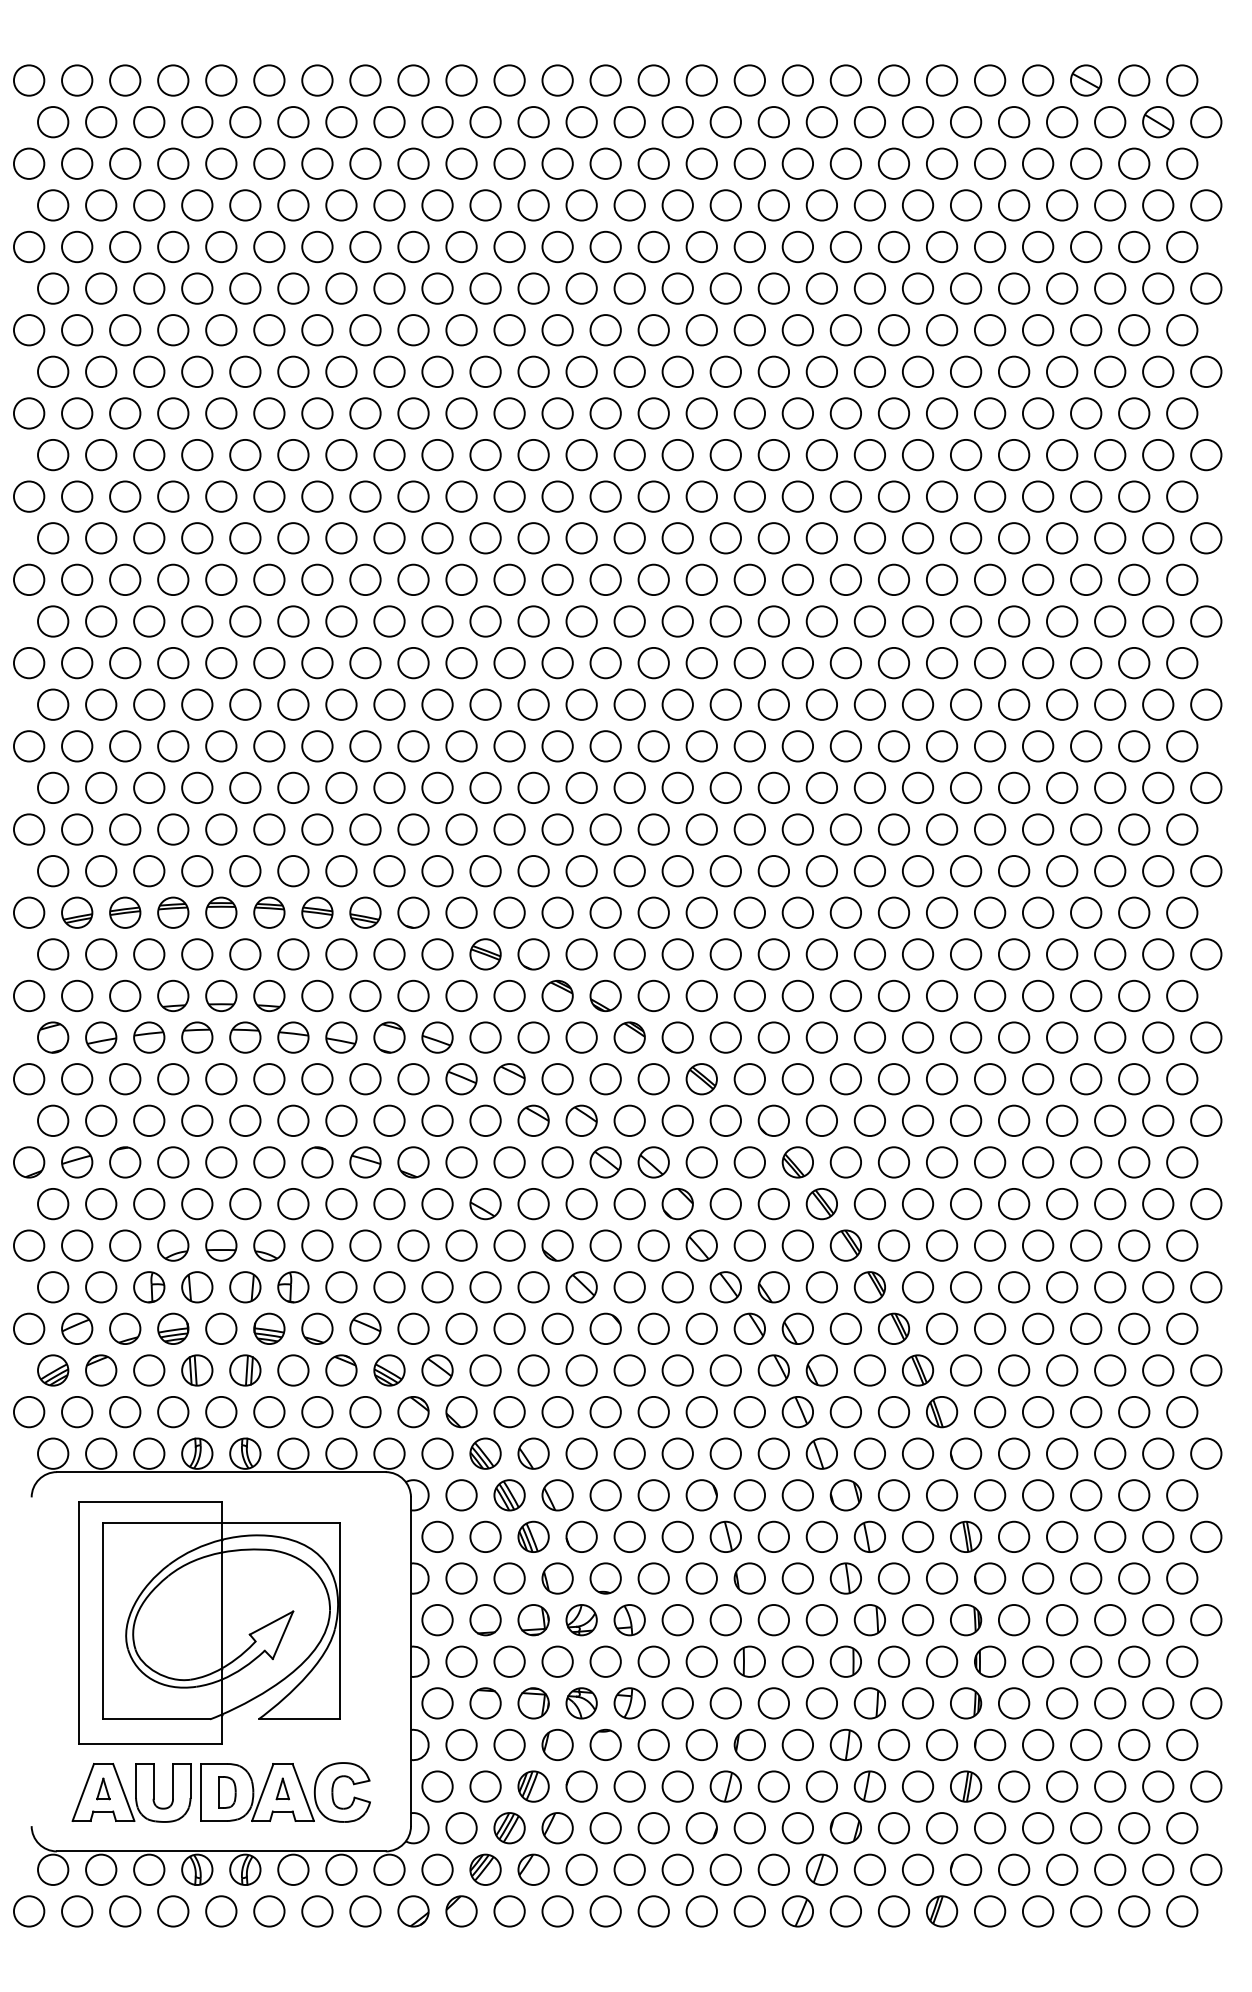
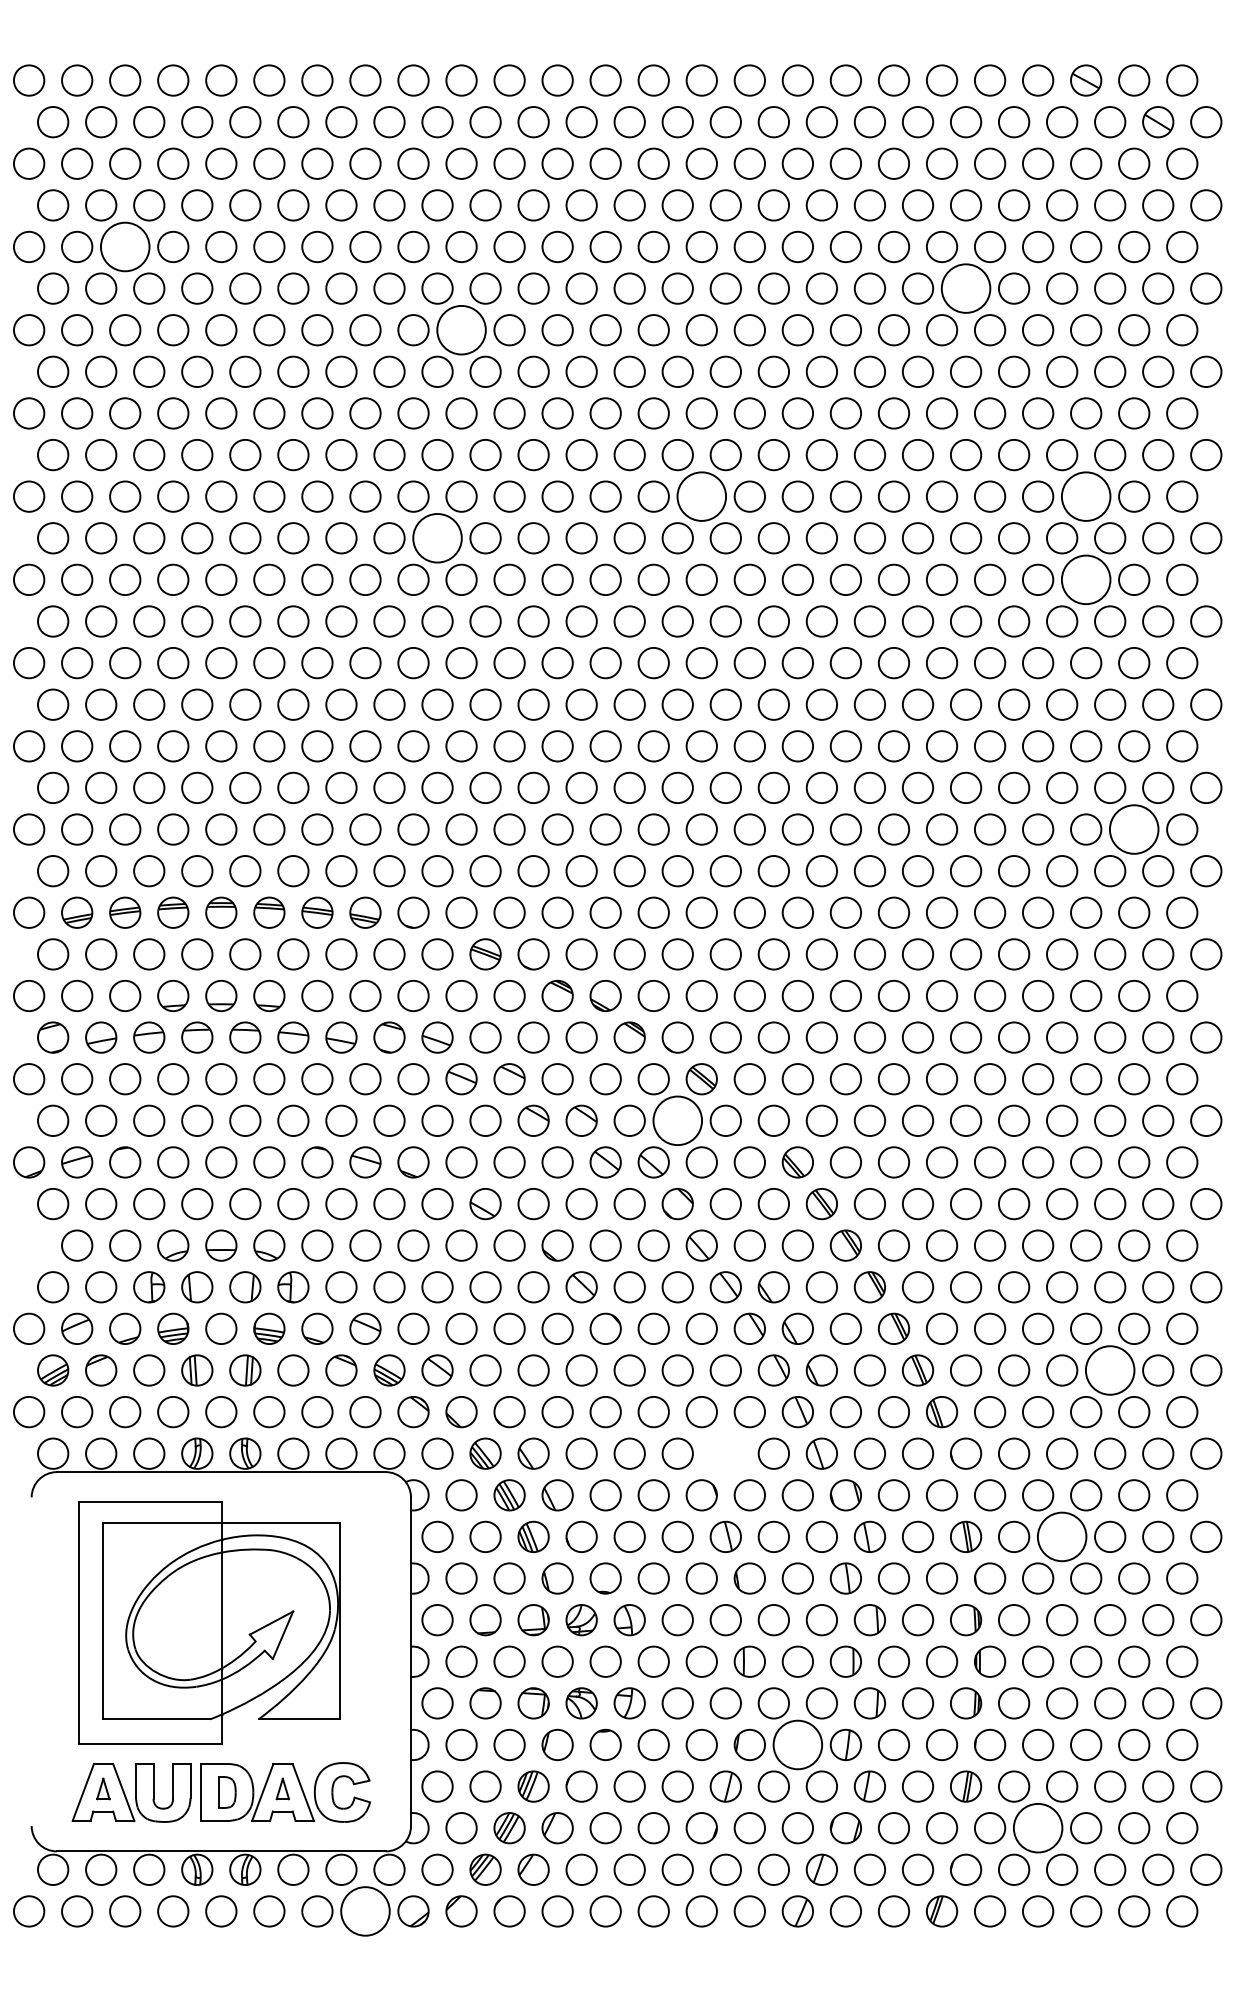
circle diameter: 30 px -> 49 px (124, 246)
circle diameter: 30 px -> 49 px (965, 288)
circle diameter: 30 px -> 49 px (461, 329)
circle diameter: 30 px -> 49 px (701, 496)
circle diameter: 30 px -> 49 px (1085, 496)
circle diameter: 30 px -> 49 px (437, 538)
circle diameter: 30 px -> 49 px (1085, 579)
circle diameter: 30 px -> 49 px (1133, 829)
circle diameter: 30 px -> 49 px (677, 1120)
circle: present -> none (29, 1245)
circle diameter: 30 px -> 49 px (1109, 1370)
circle: present -> none (725, 1453)
circle diameter: 30 px -> 49 px (1061, 1536)
circle diameter: 30 px -> 49 px (797, 1744)
circle diameter: 30 px -> 49 px (1037, 1827)
circle diameter: 30 px -> 49 px (365, 1911)
